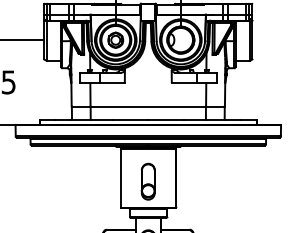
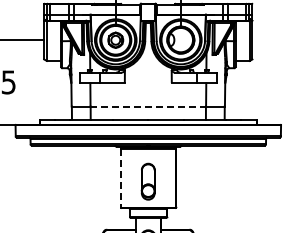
line: solid -> dashed (148, 106)
line: solid -> dashed (121, 178)
